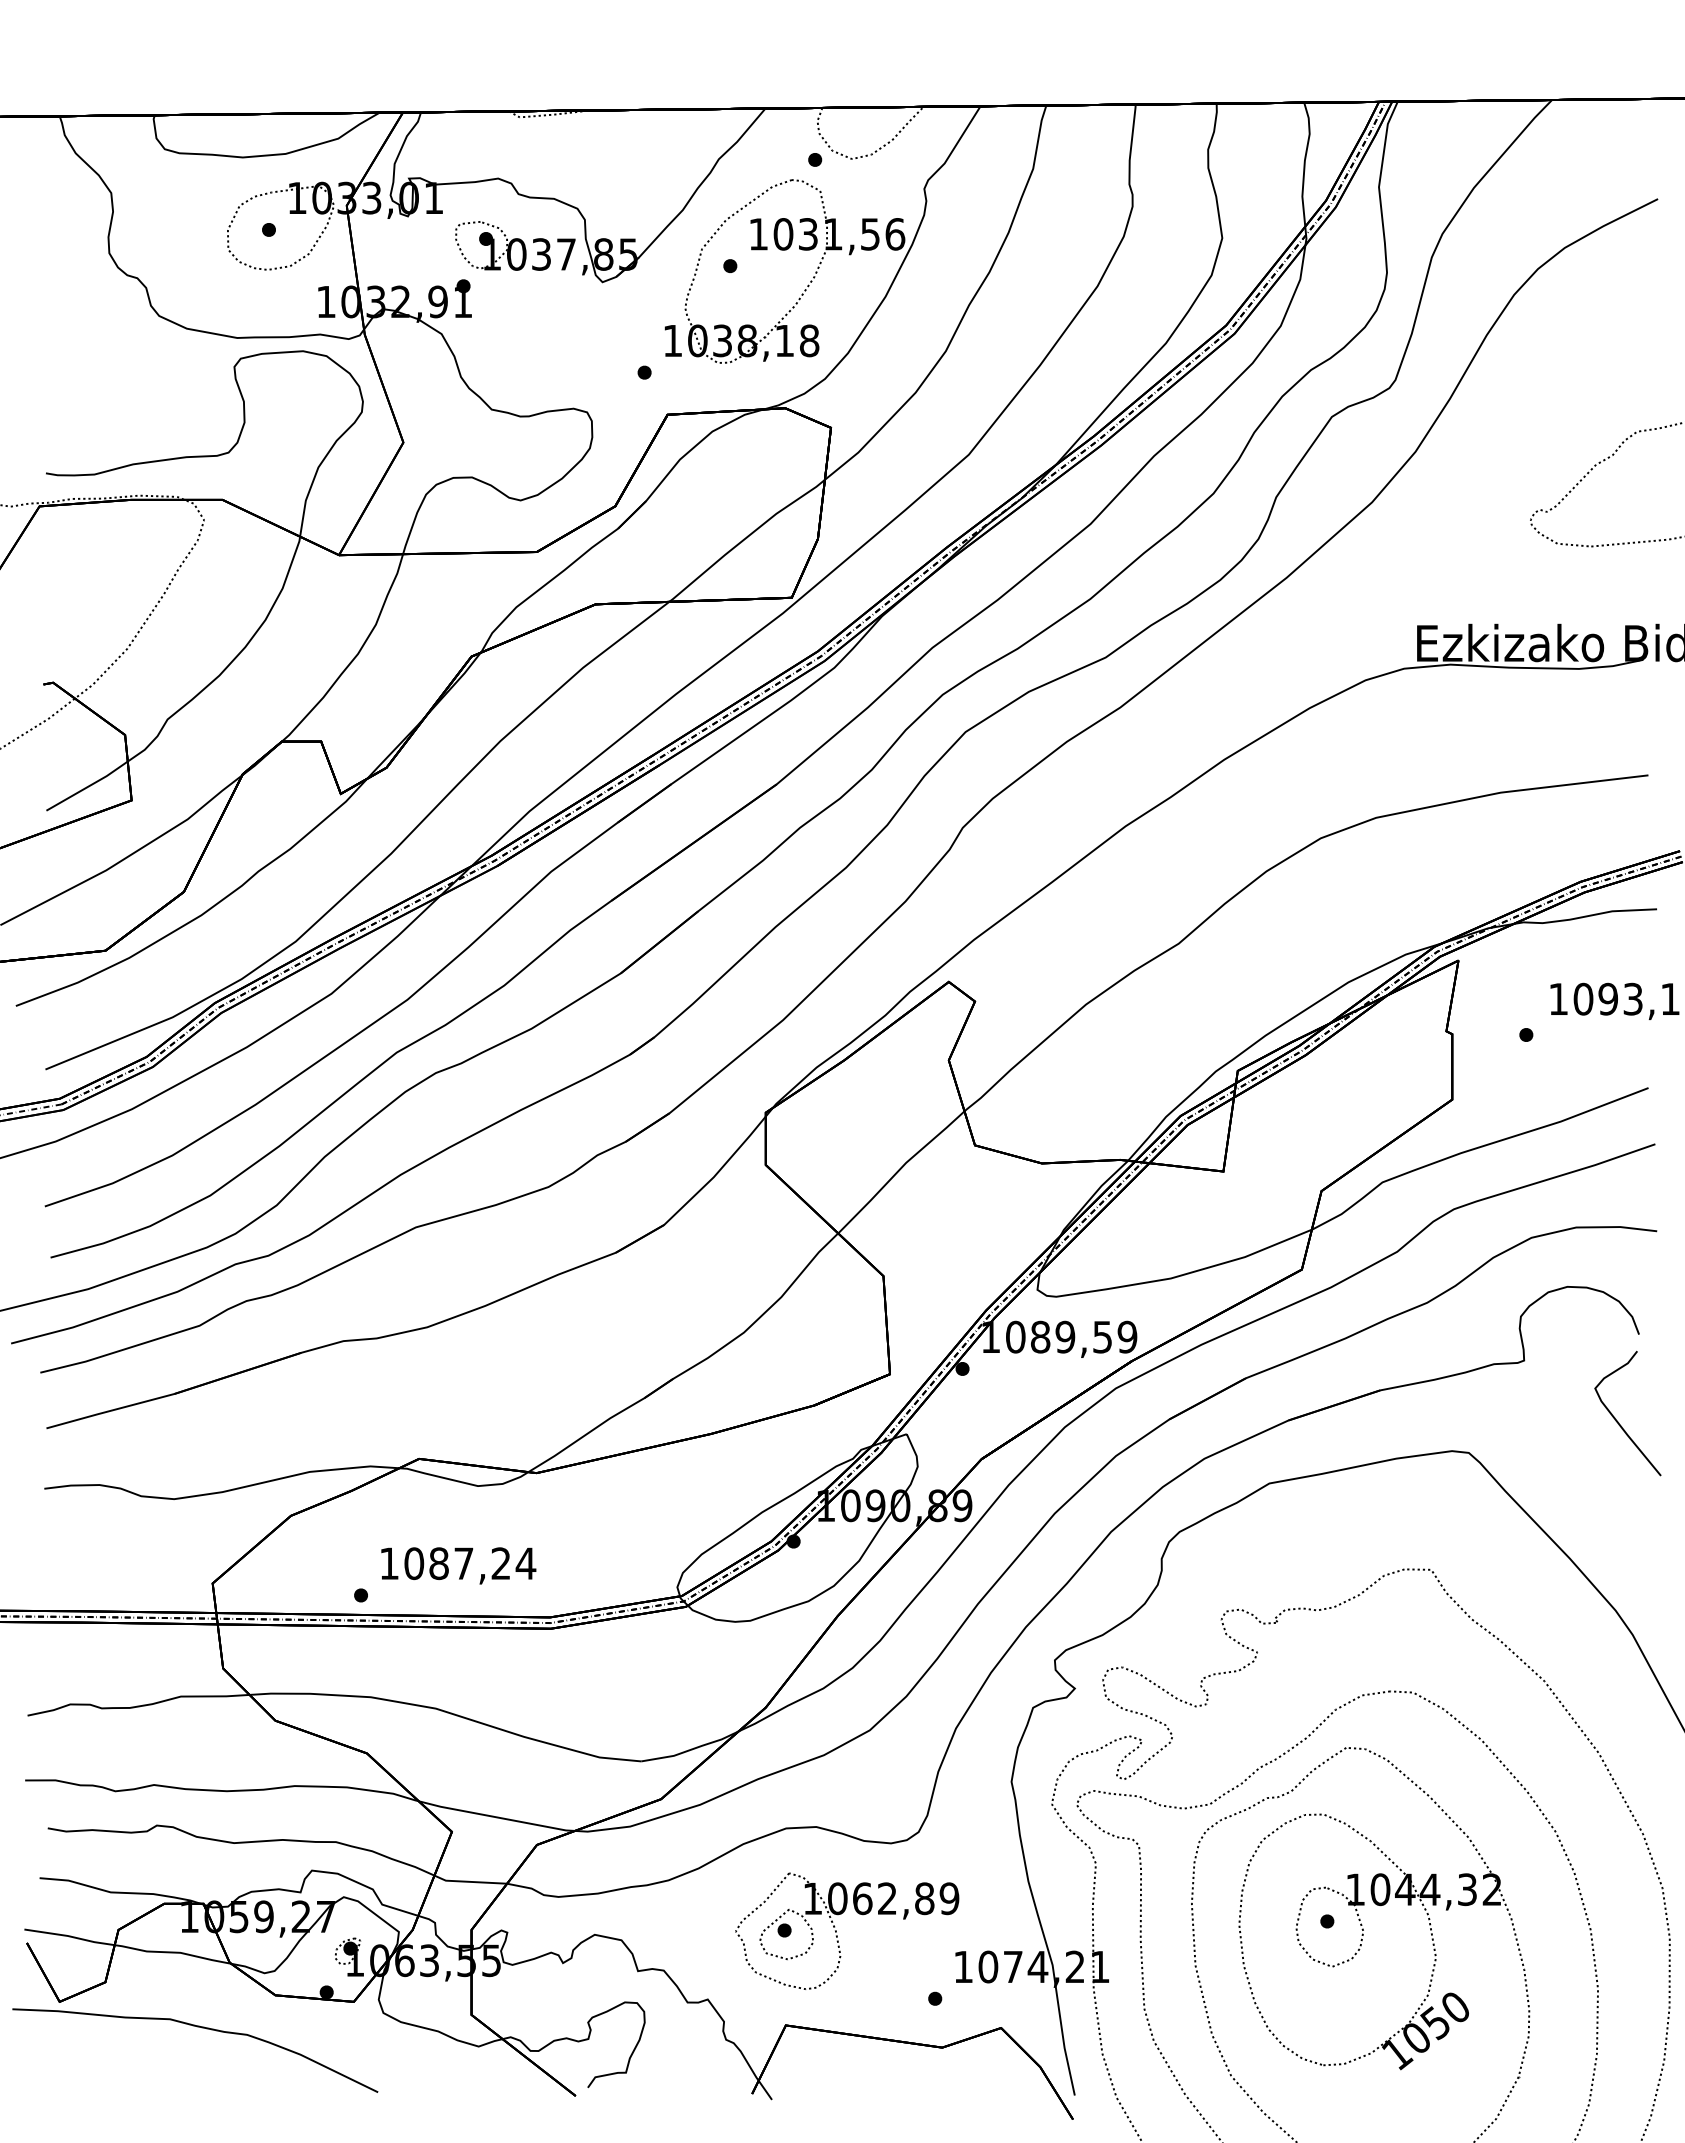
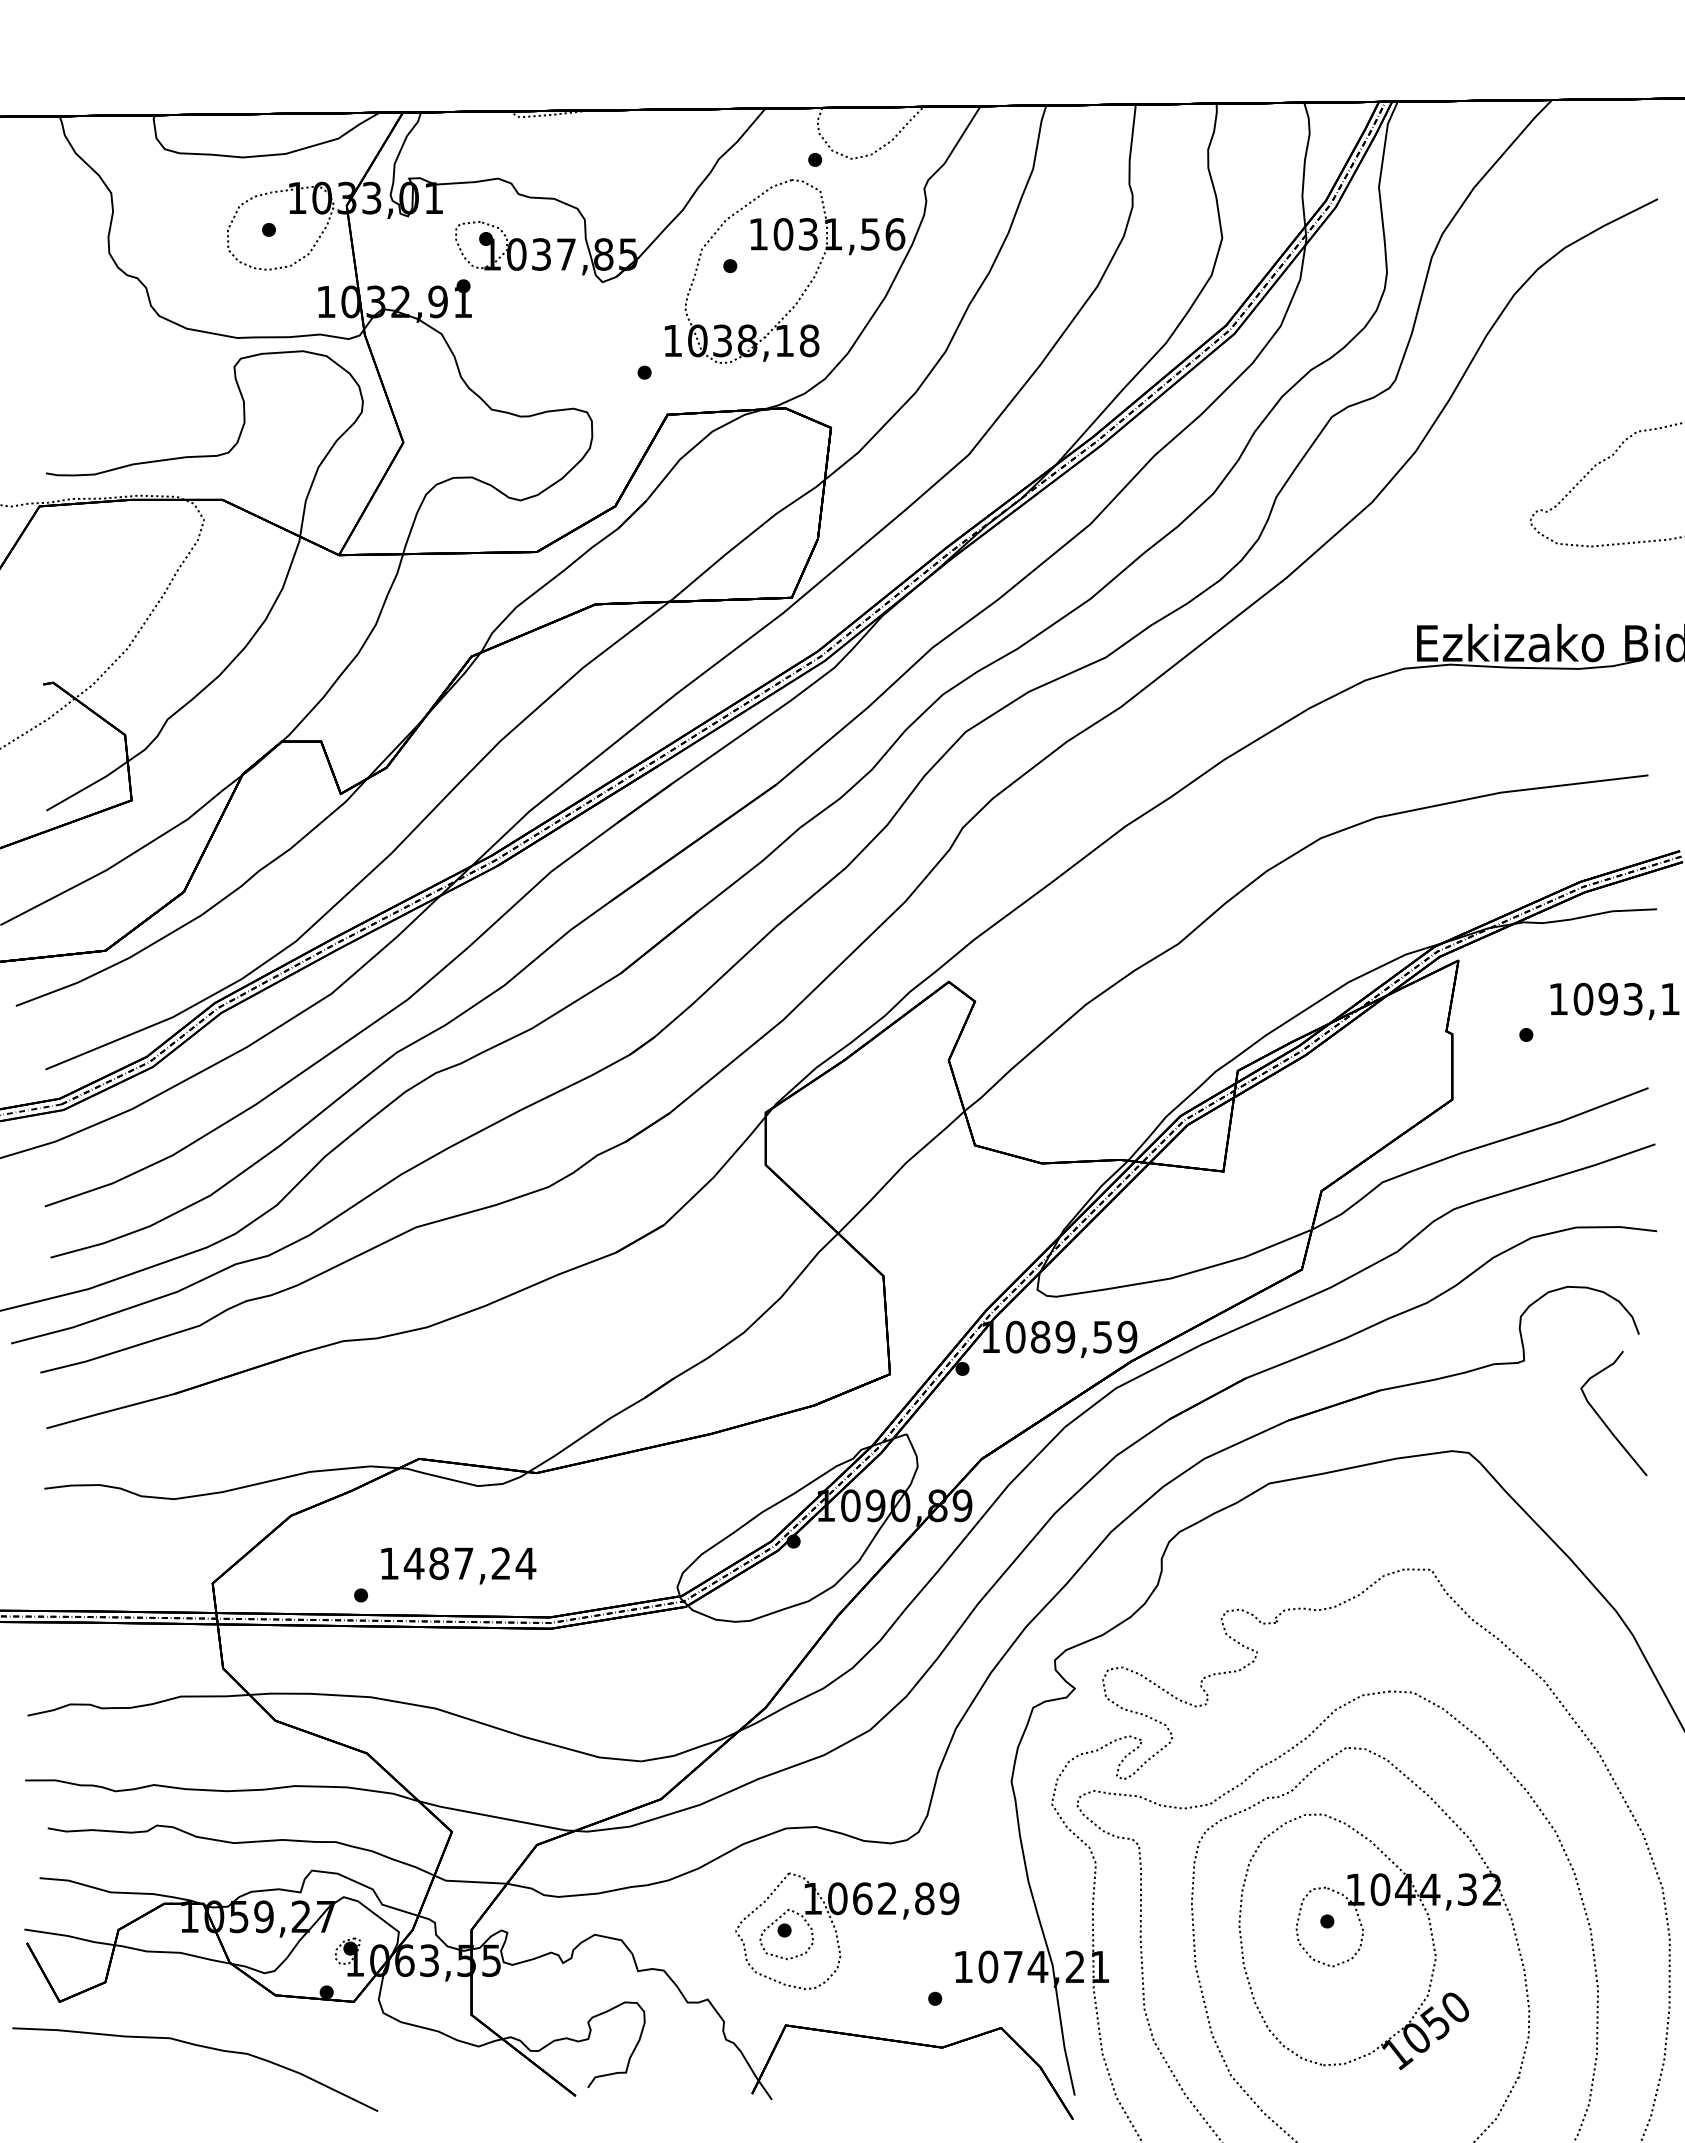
curve position: (1618, 1421) -> (1604, 1421) (1604, 1421)
text: 1087,24 -> 1487,24 (413, 1563)
curve position: (201, 2028) -> (201, 2047) (201, 2047)
